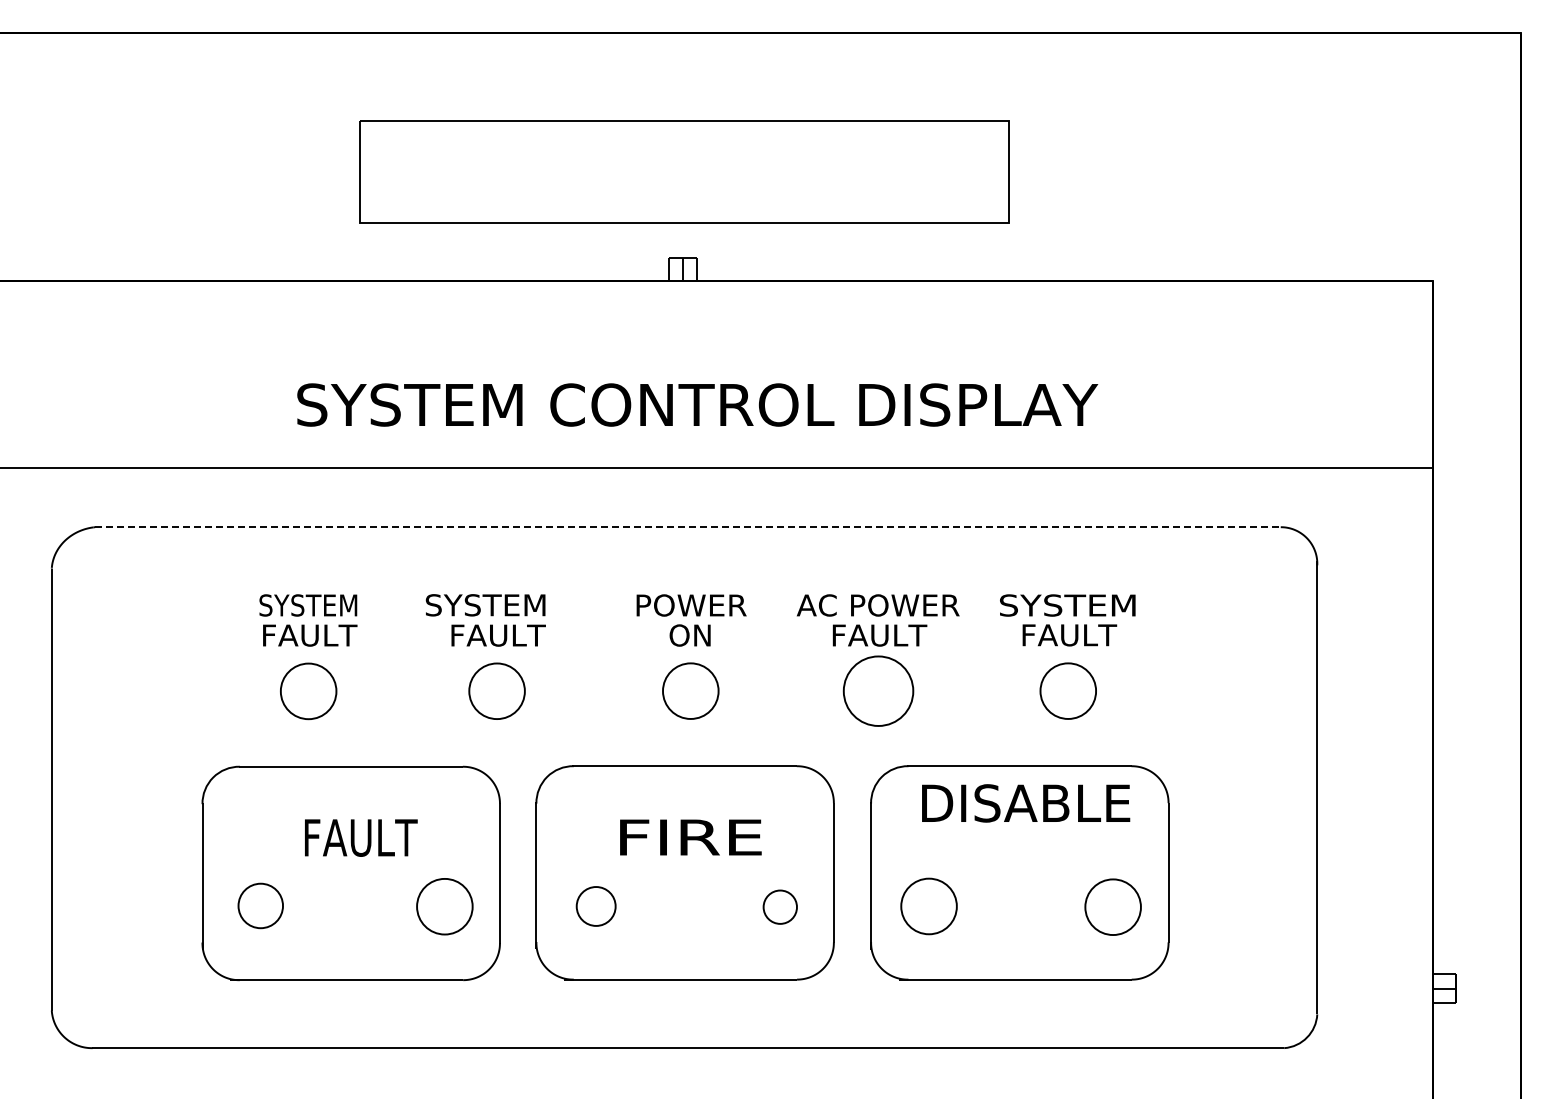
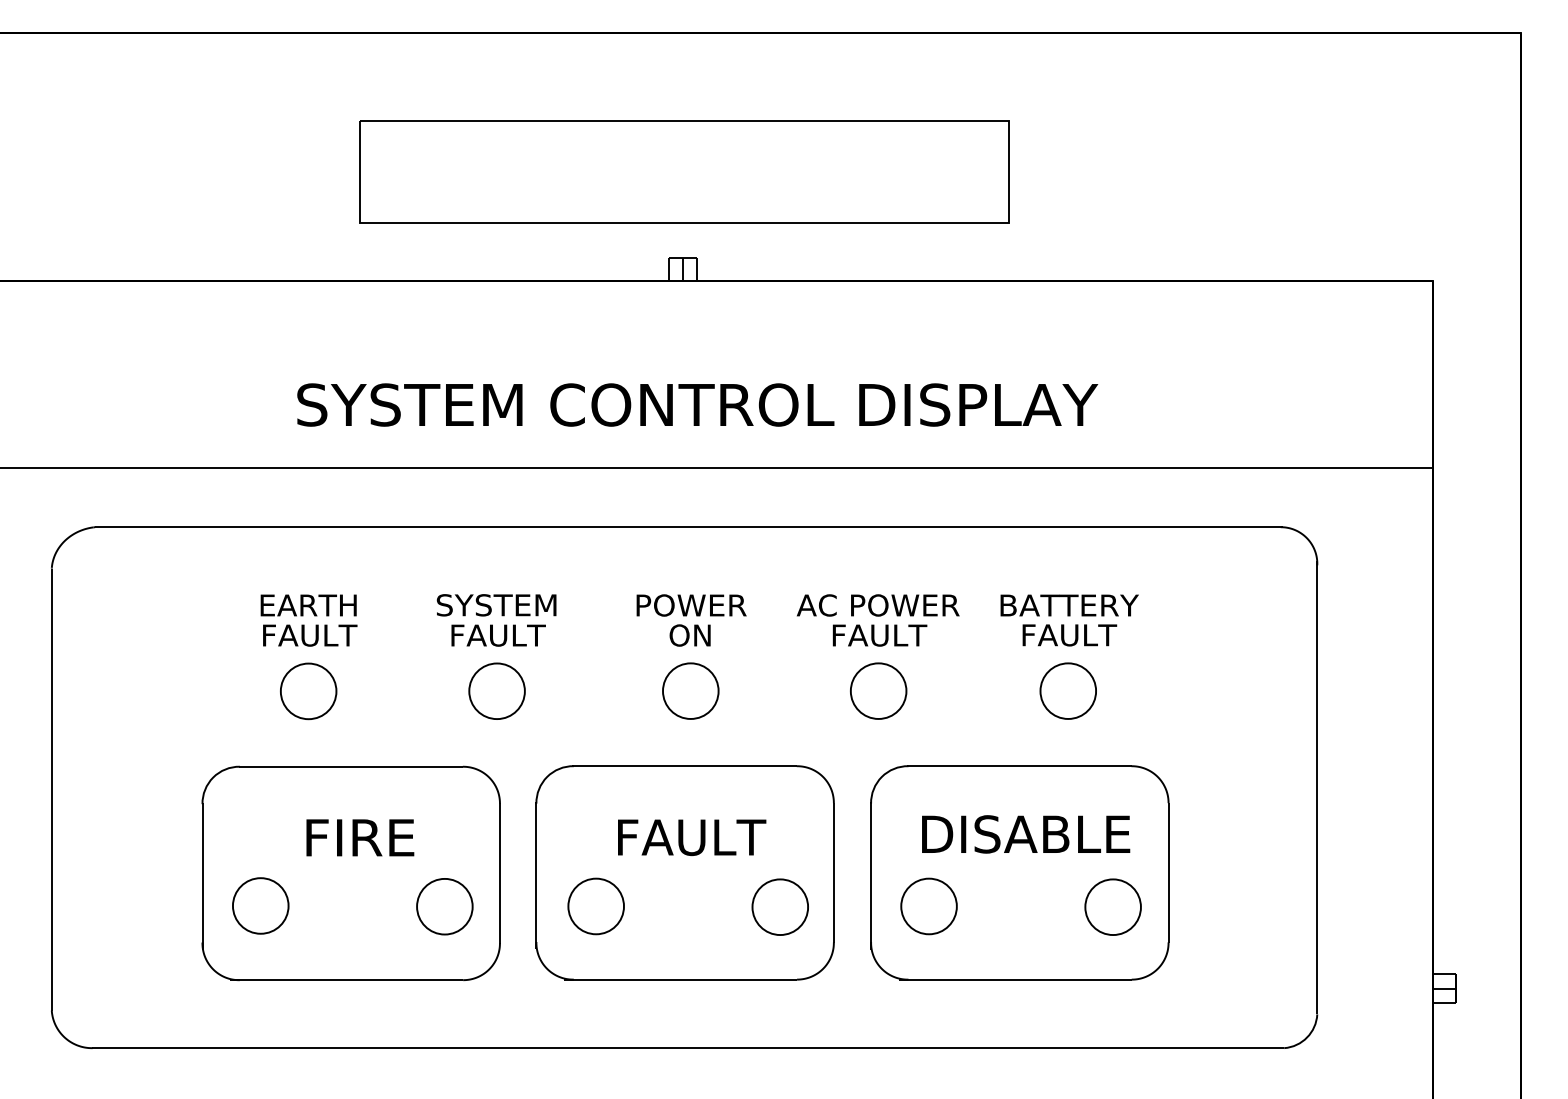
line: dashed -> solid (688, 527)
text: SYSTEM -> EARTH (308, 605)
text position: (485, 605) -> (496, 605) (496, 605)
text: SYSTEM -> BATTERY (1069, 605)
circle size: 73x72 px -> 58x58 px (878, 690)
text position: (1026, 803) -> (1026, 834) (1026, 834)
text: FAULT -> FIRE (361, 837)
text: FIRE -> FAULT (692, 837)
circle diameter: 44 px -> 56 px (260, 905)
circle diameter: 39 px -> 56 px (596, 906)
circle diameter: 33 px -> 56 px (780, 907)
